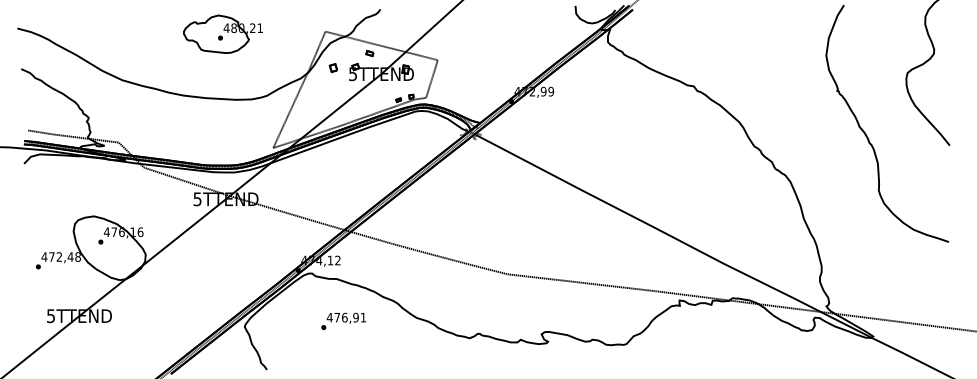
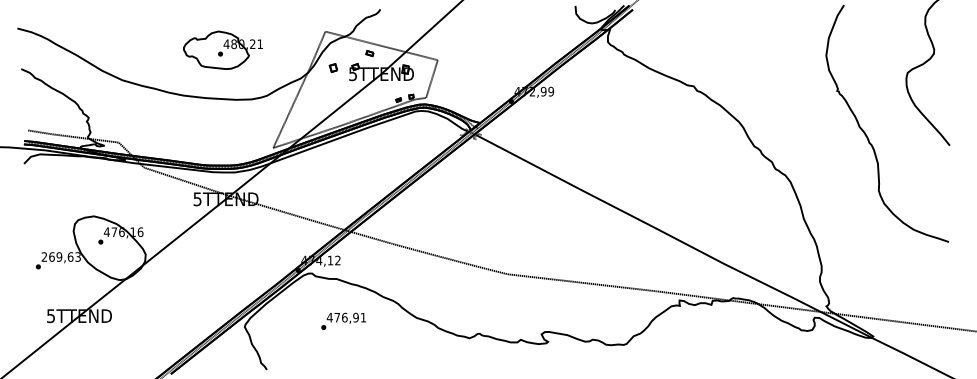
part position: (222, 33) -> (222, 49) (222, 49)
text: 472,48 -> 269,63 (60, 256)
